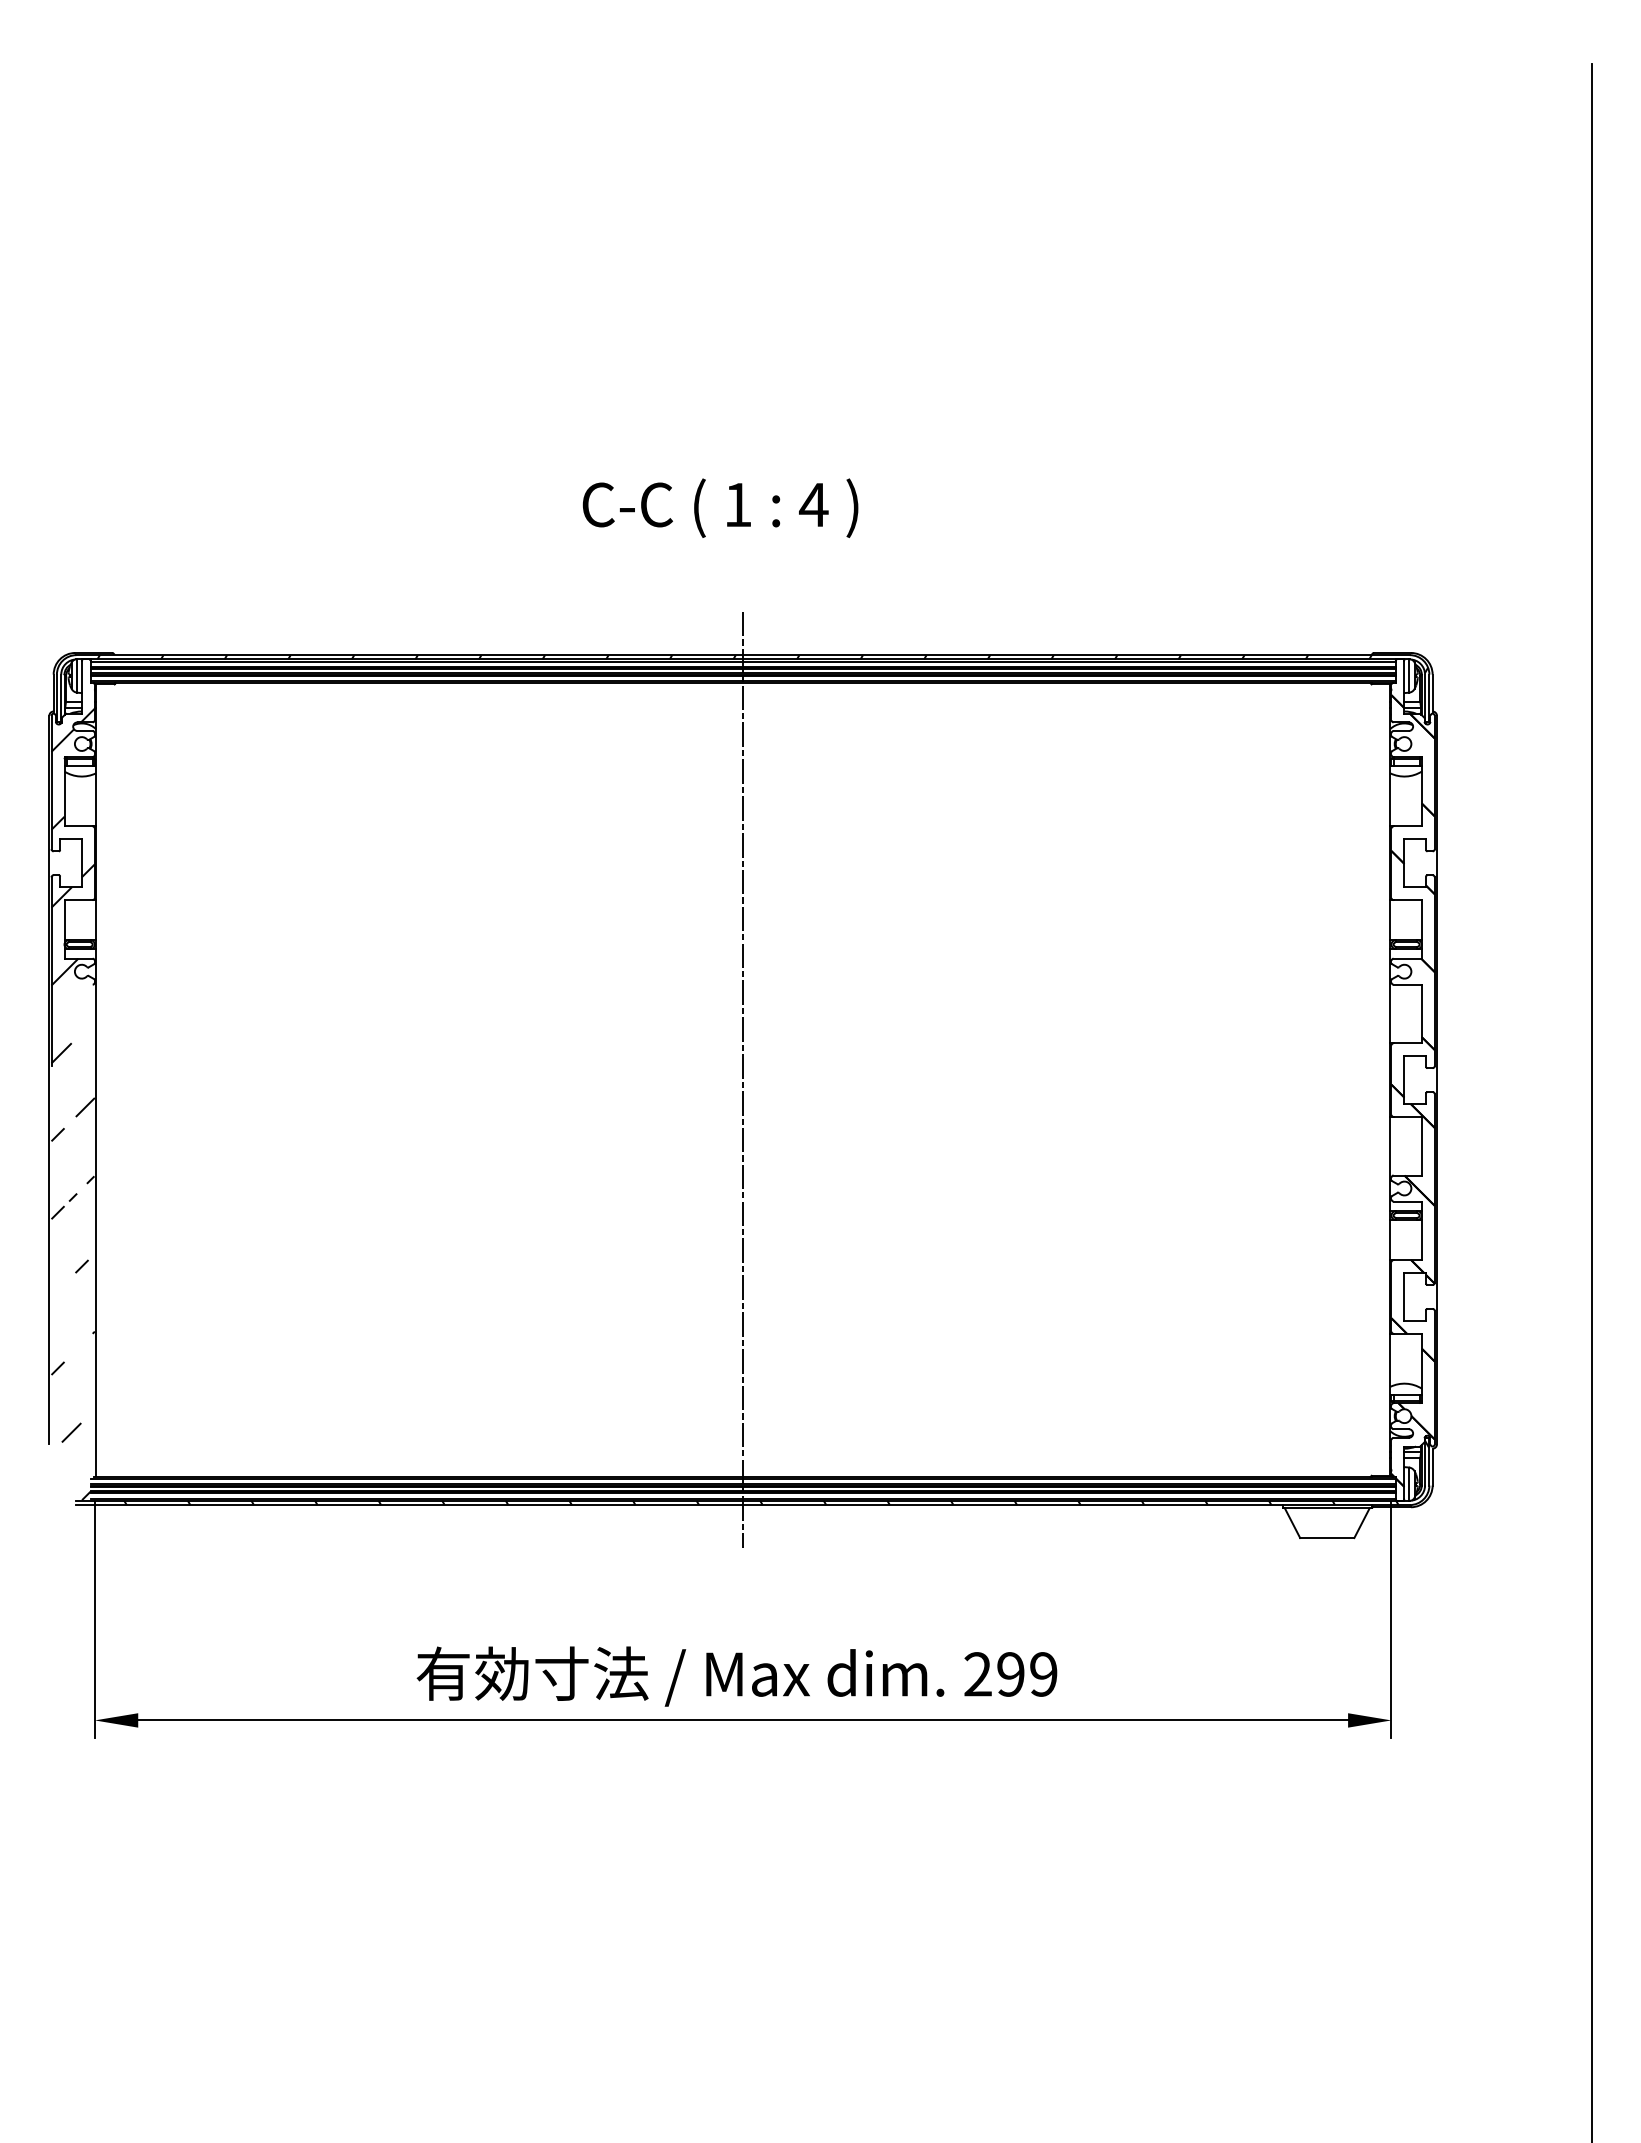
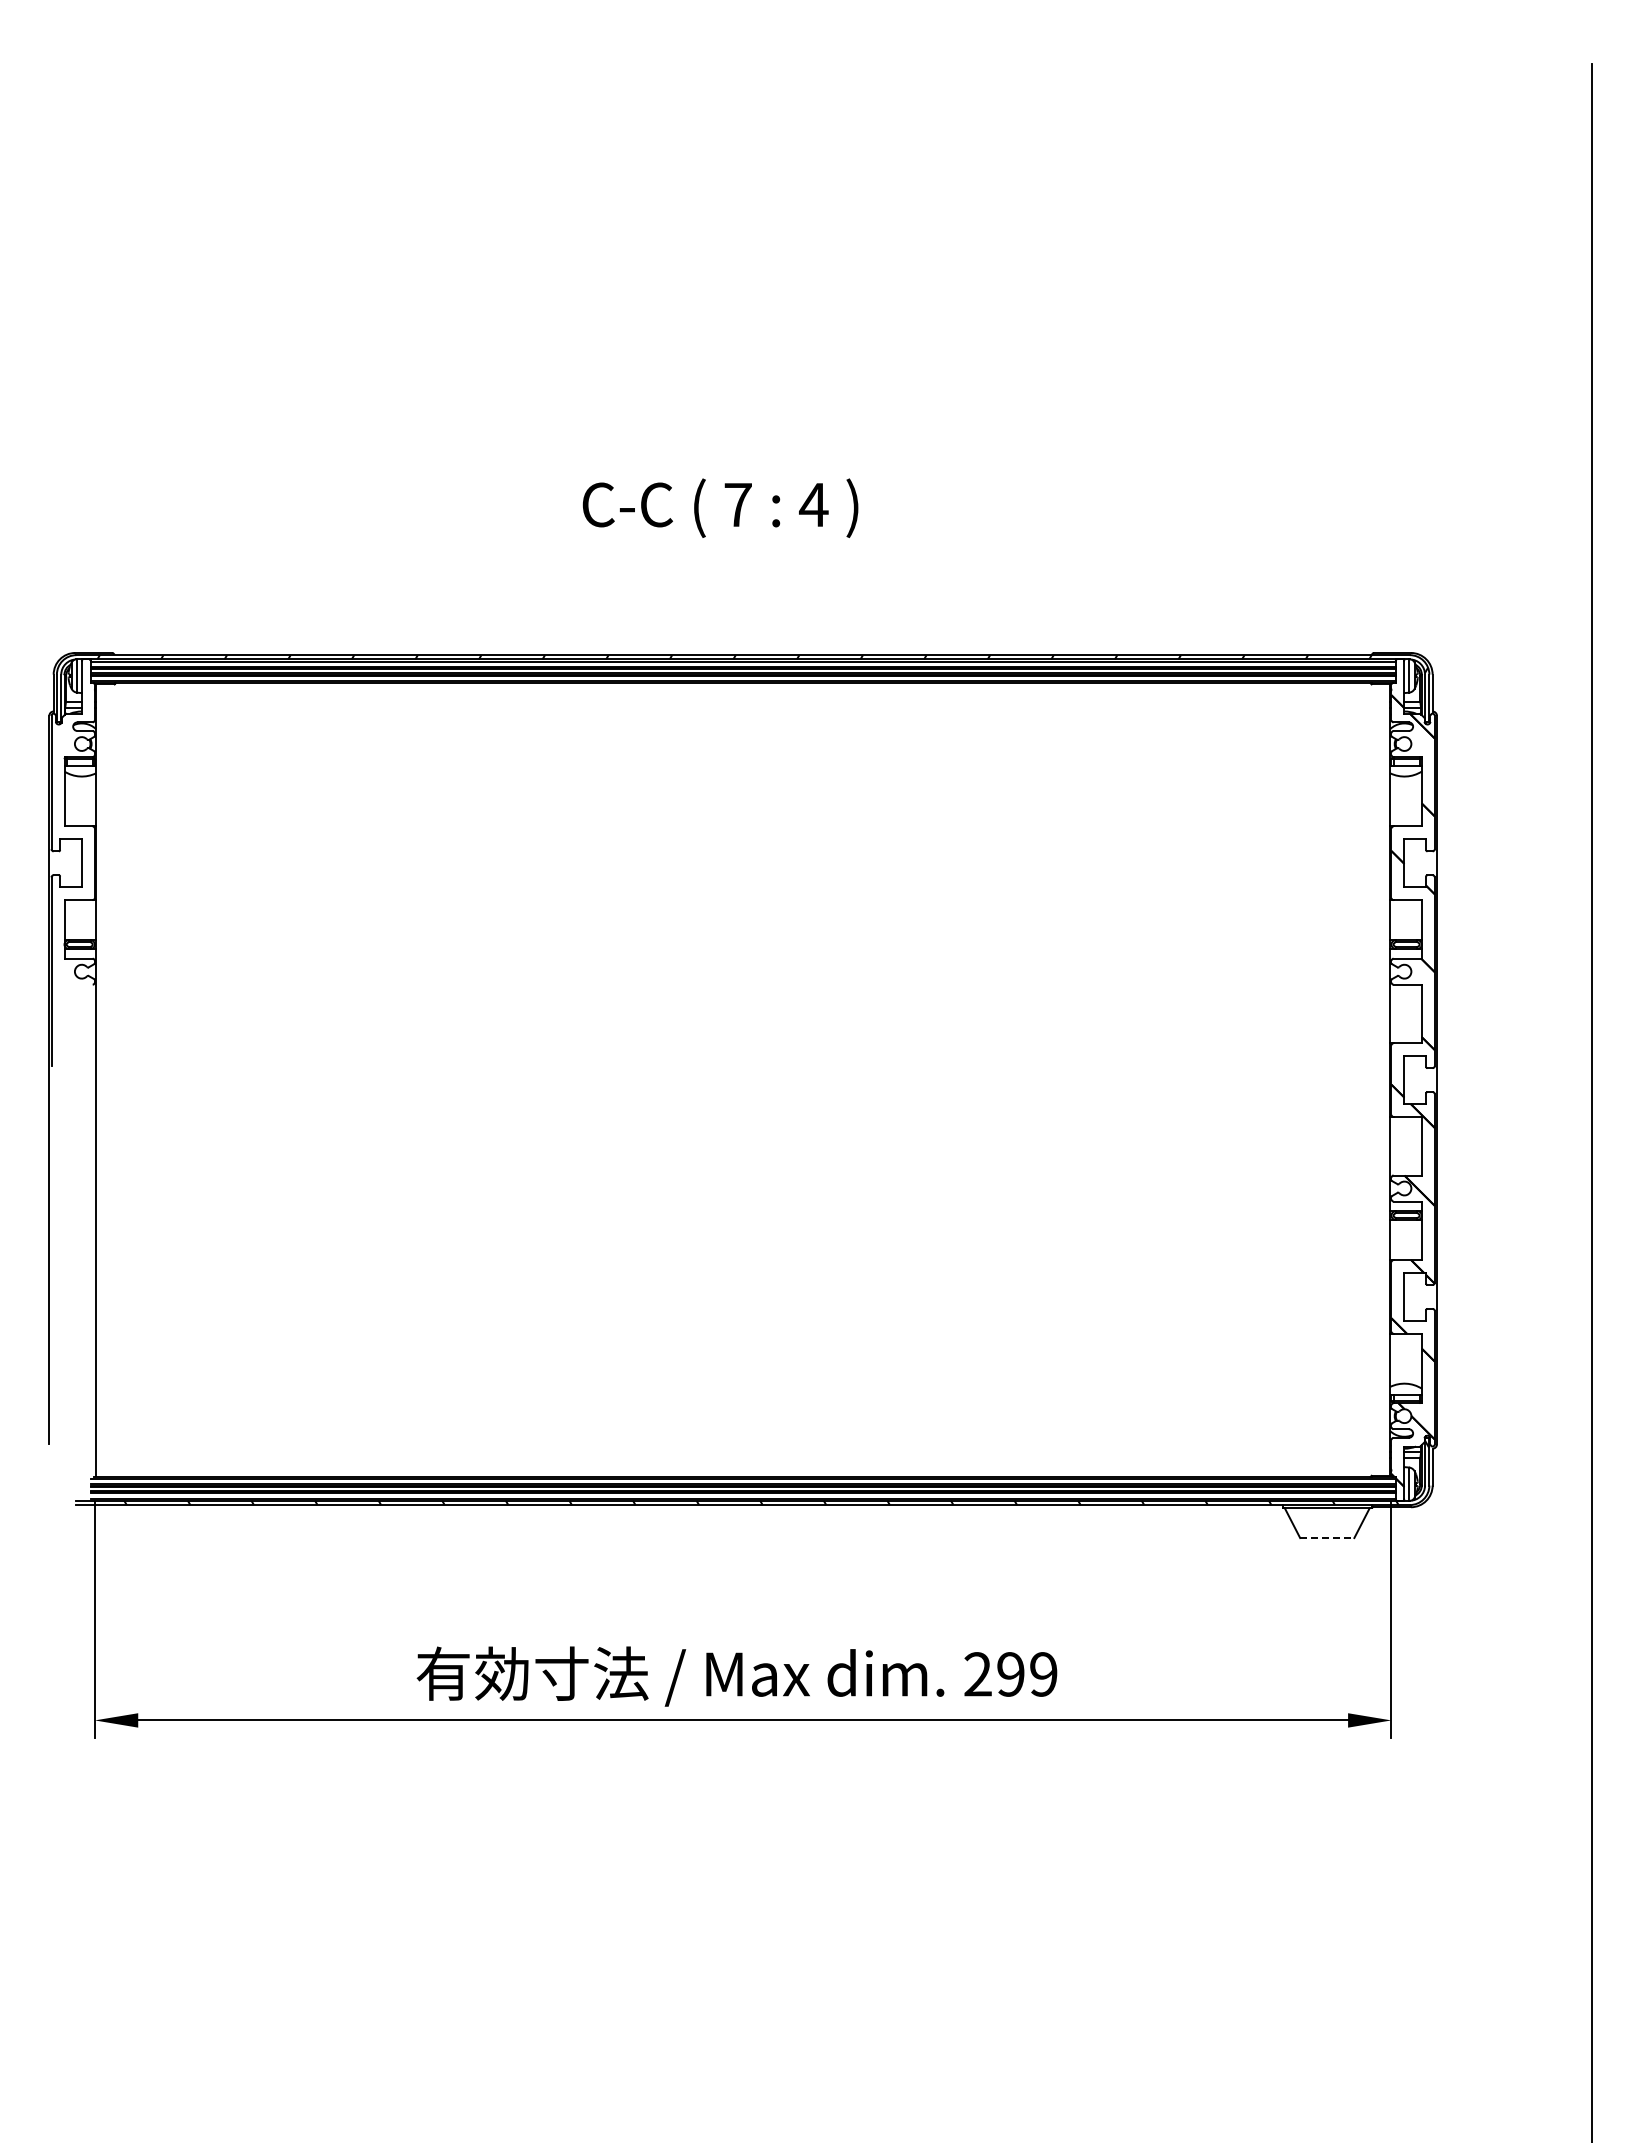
text: 1 -> 7 (737, 504)
line: present -> none (743, 1079)
hatch: present -> none (72, 1104)
line: solid -> dashed (1327, 1538)
